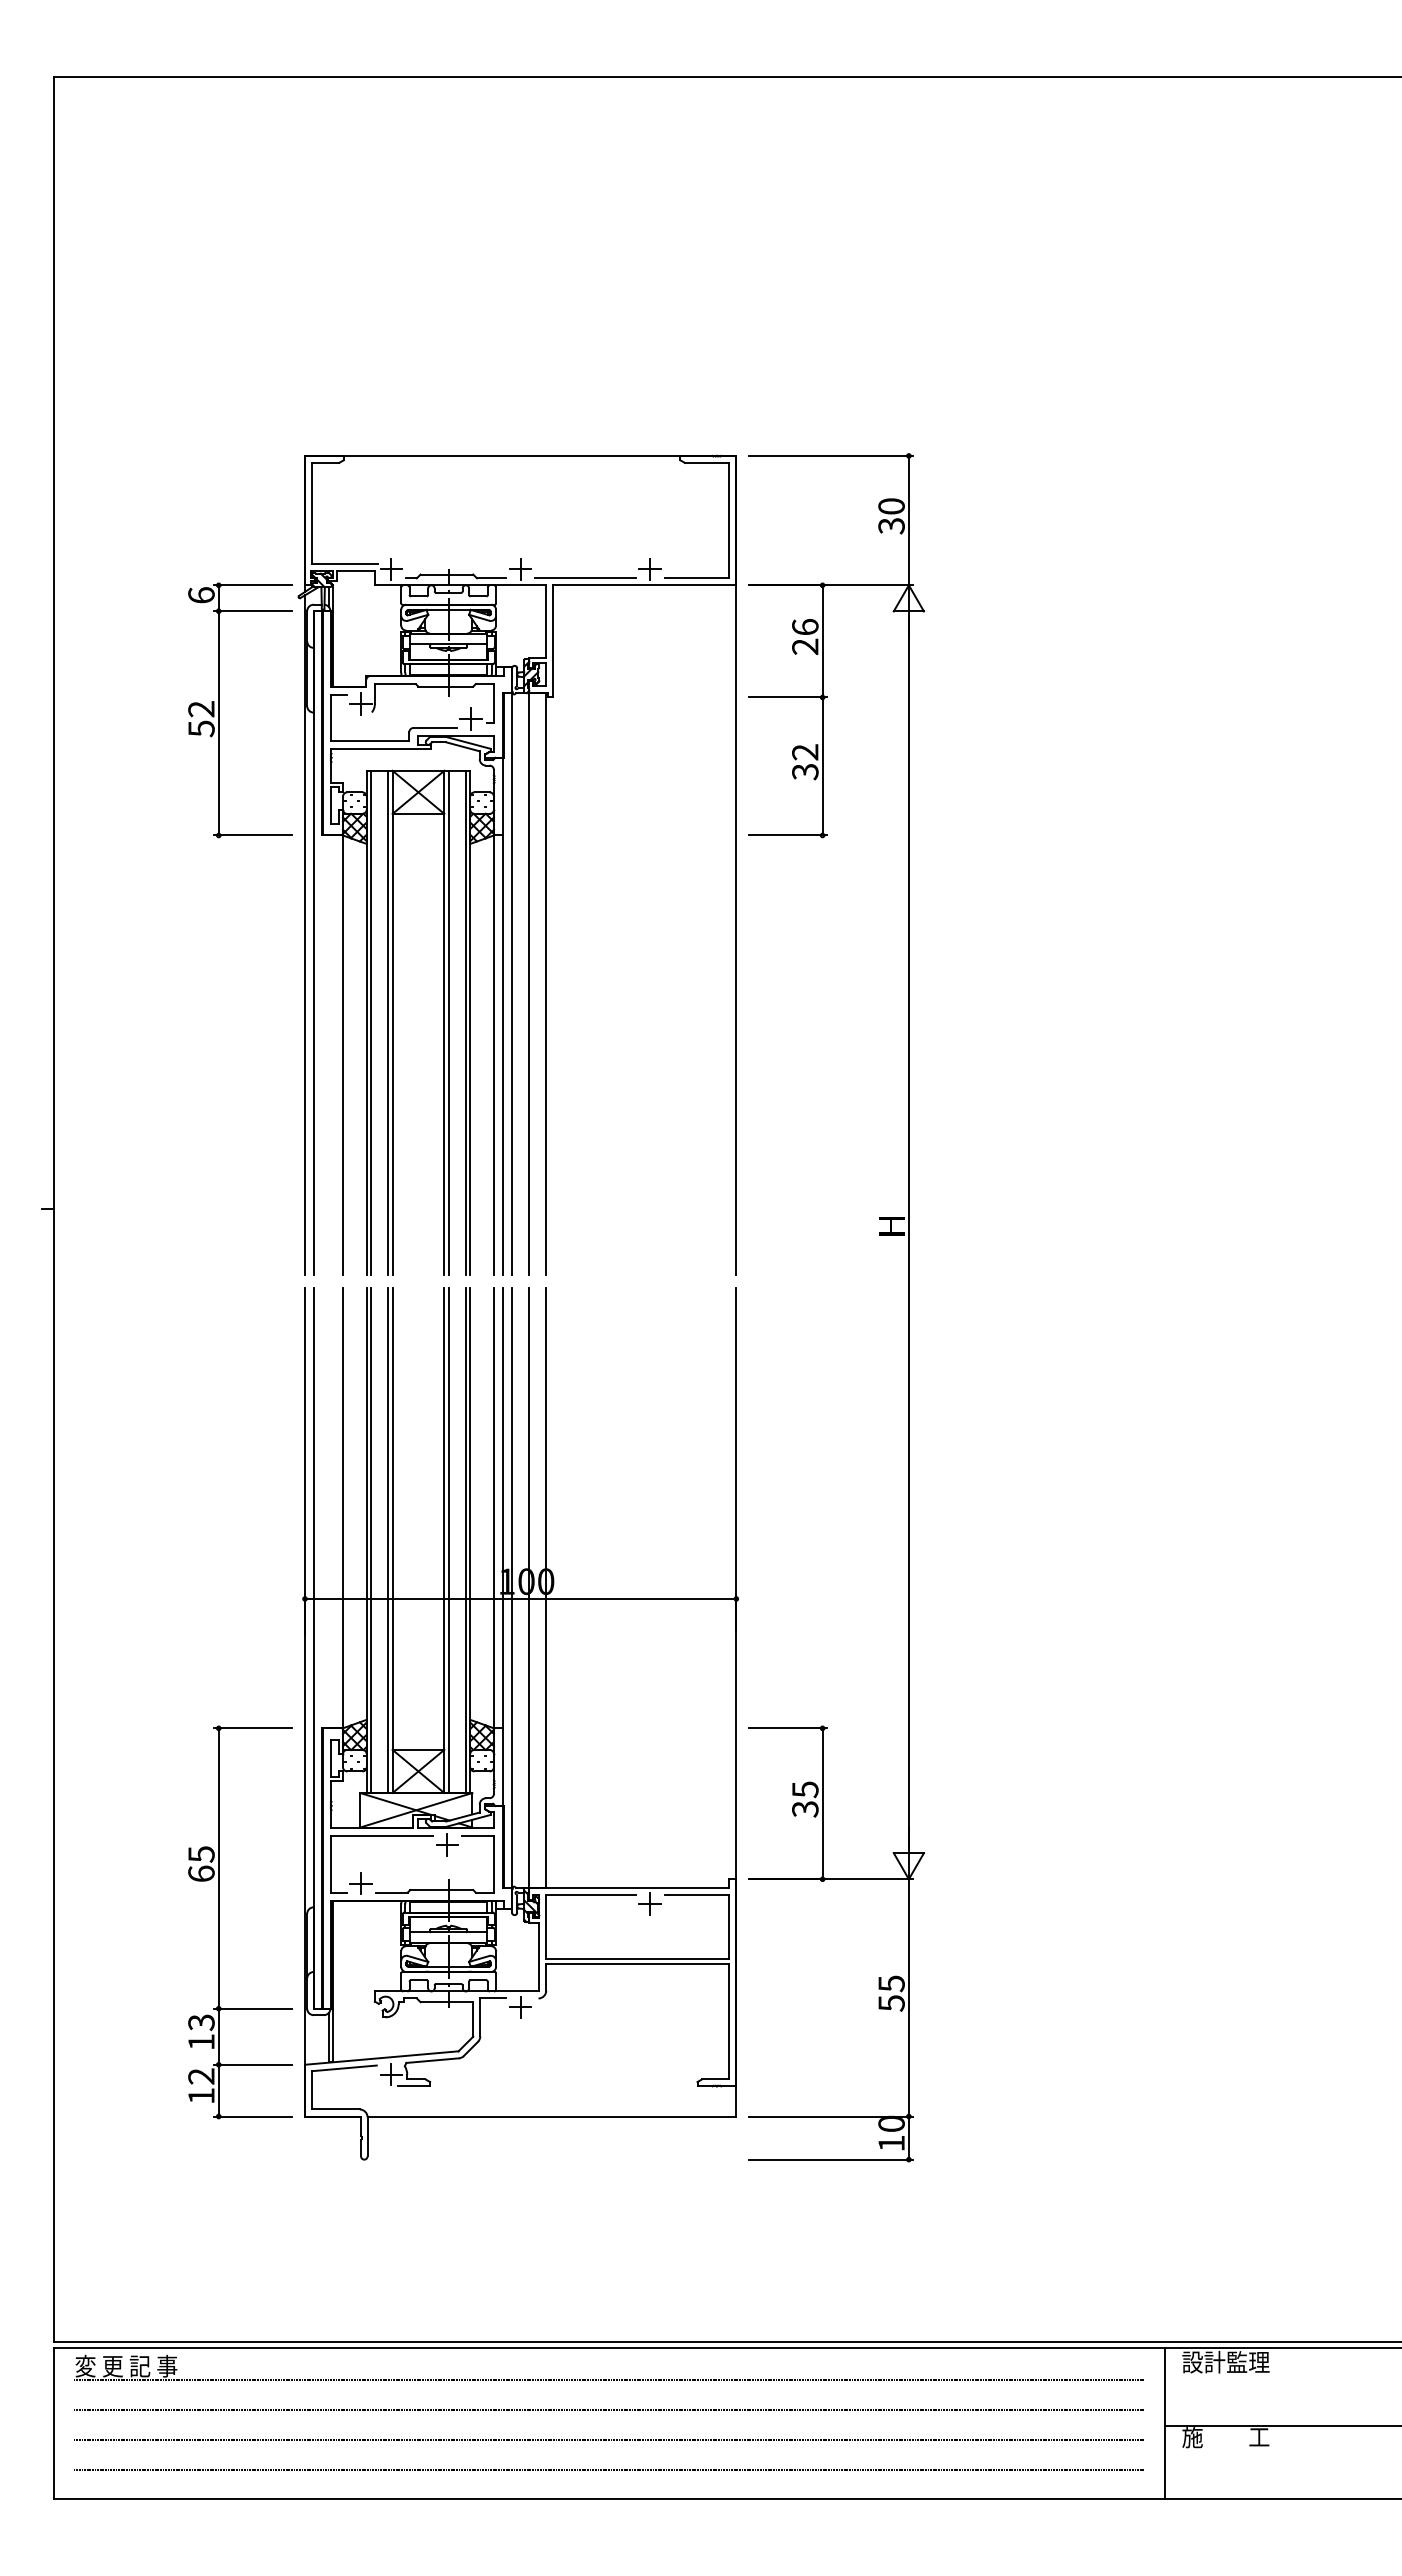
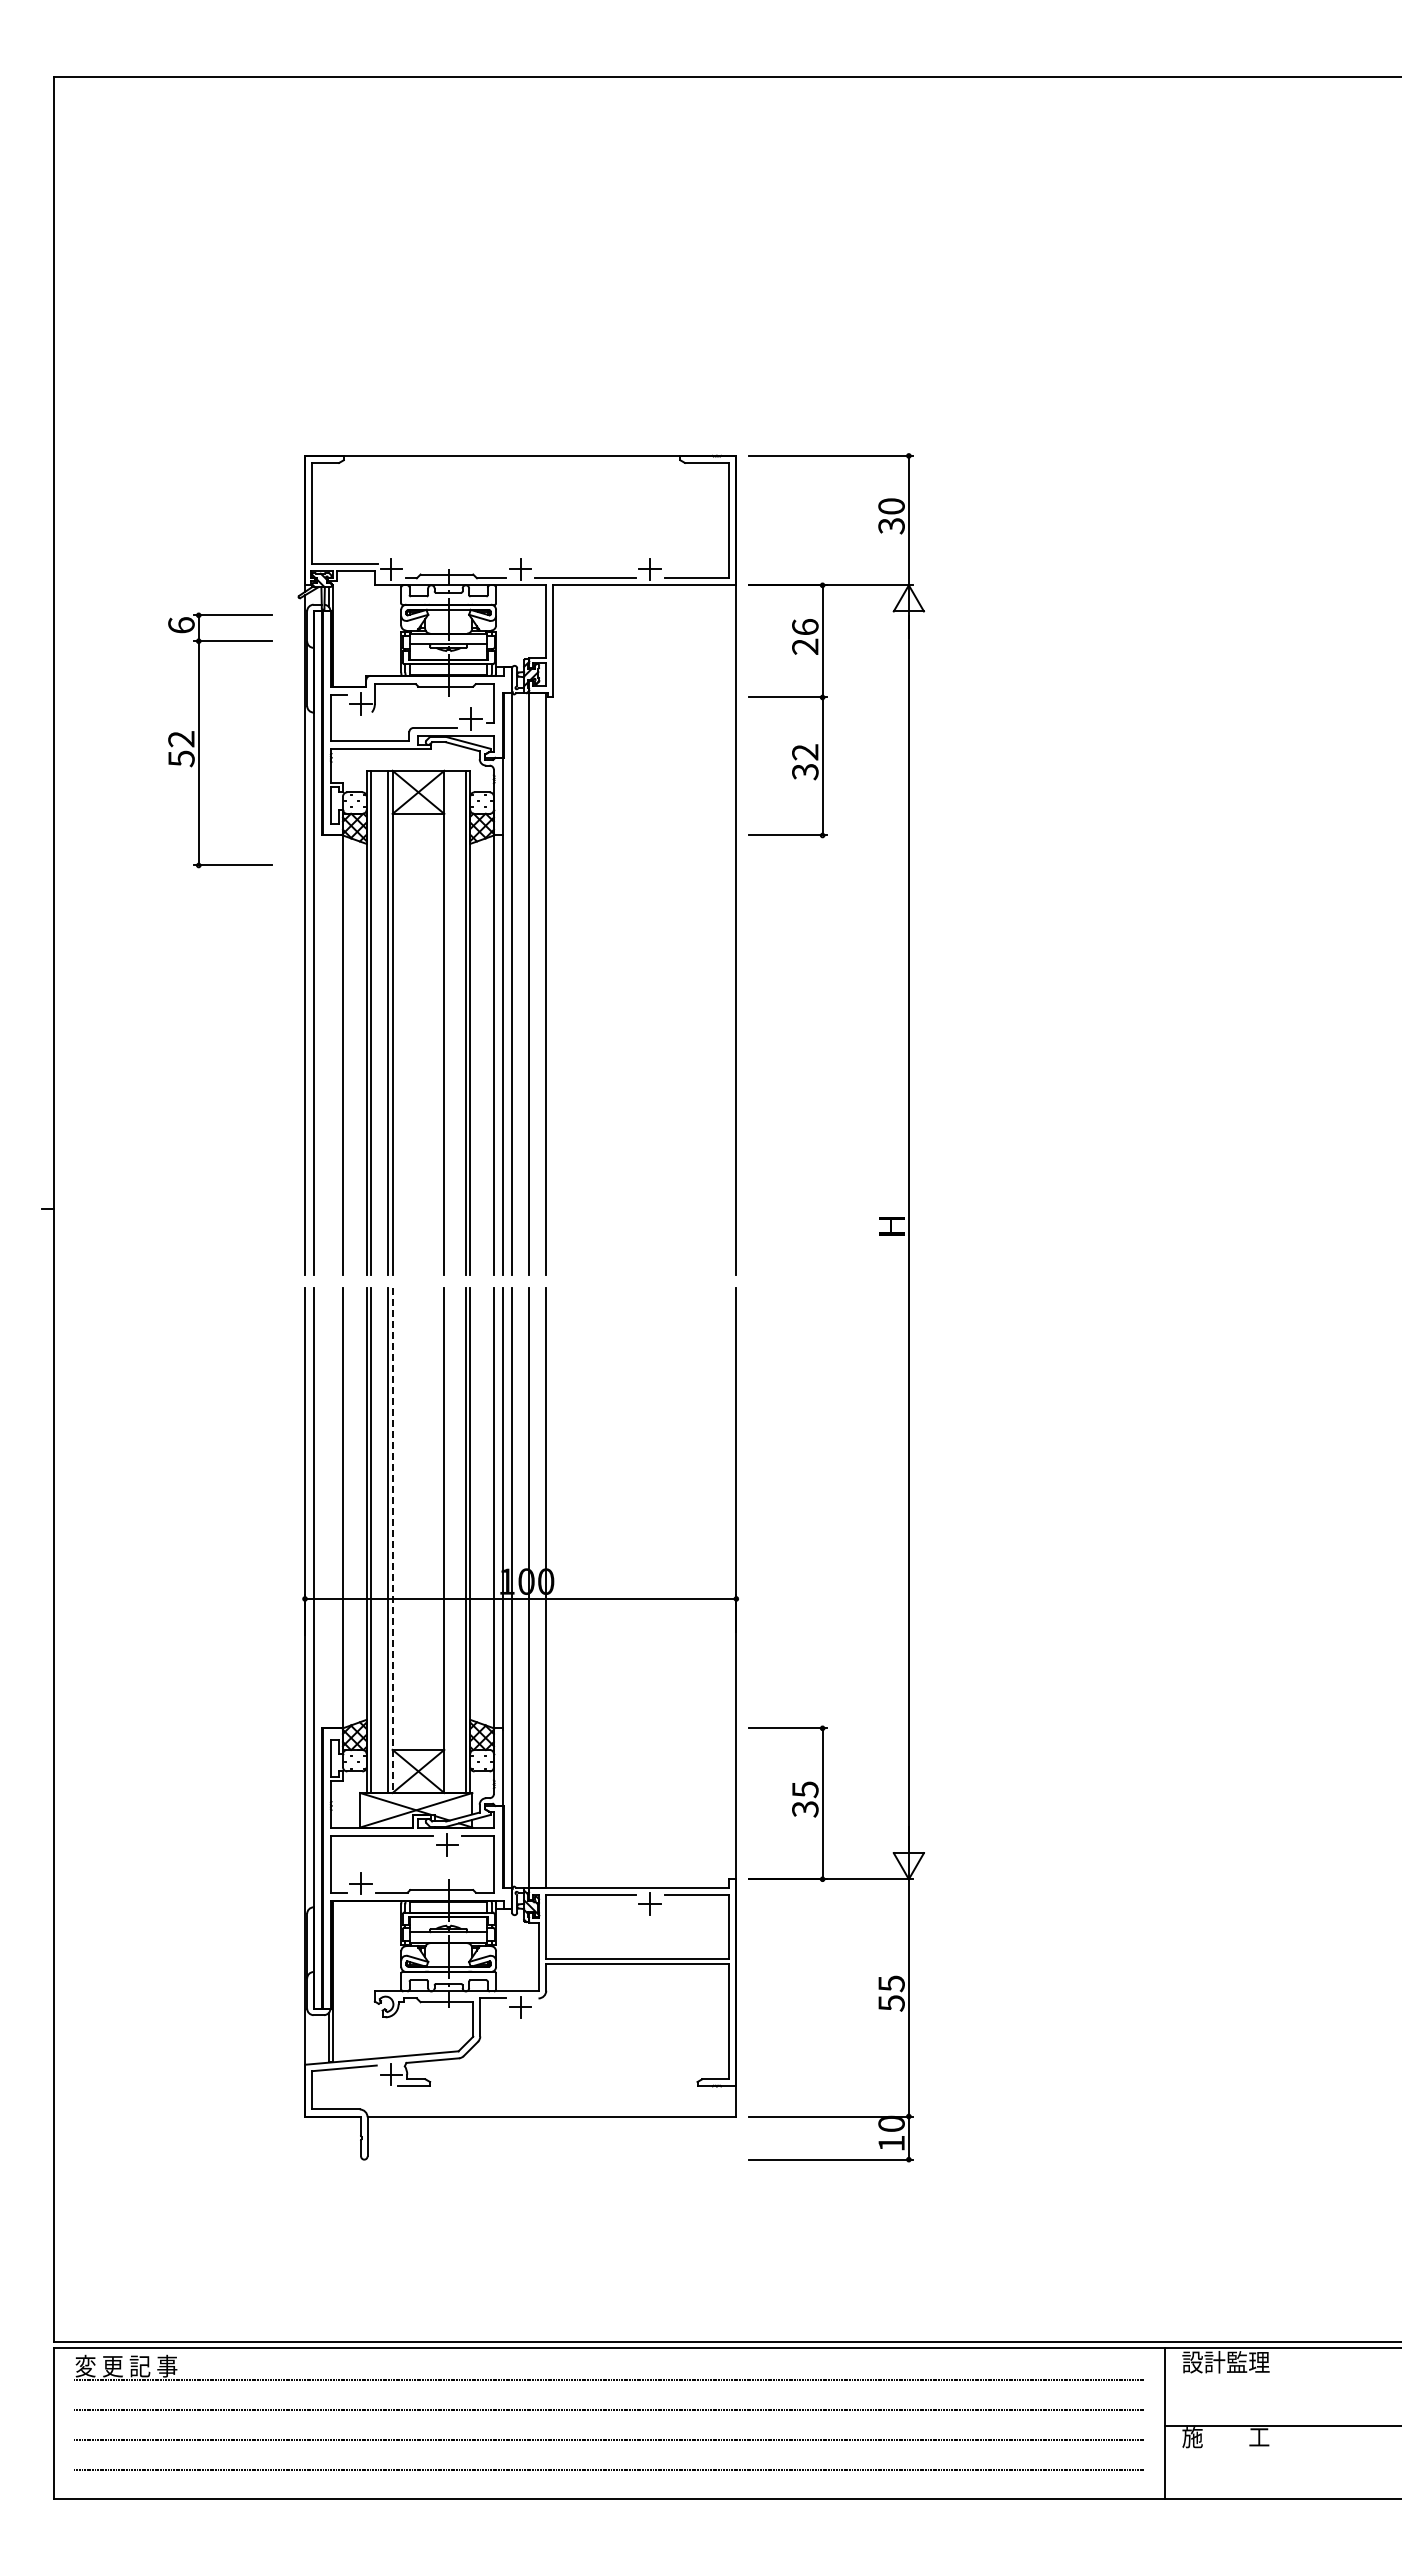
part position: (219, 710) -> (199, 740) (199, 740)
line: present -> none (448, 1022)
line: present -> none (448, 1540)
line: solid -> dashed (392, 1541)
part: present -> none (219, 1922)
